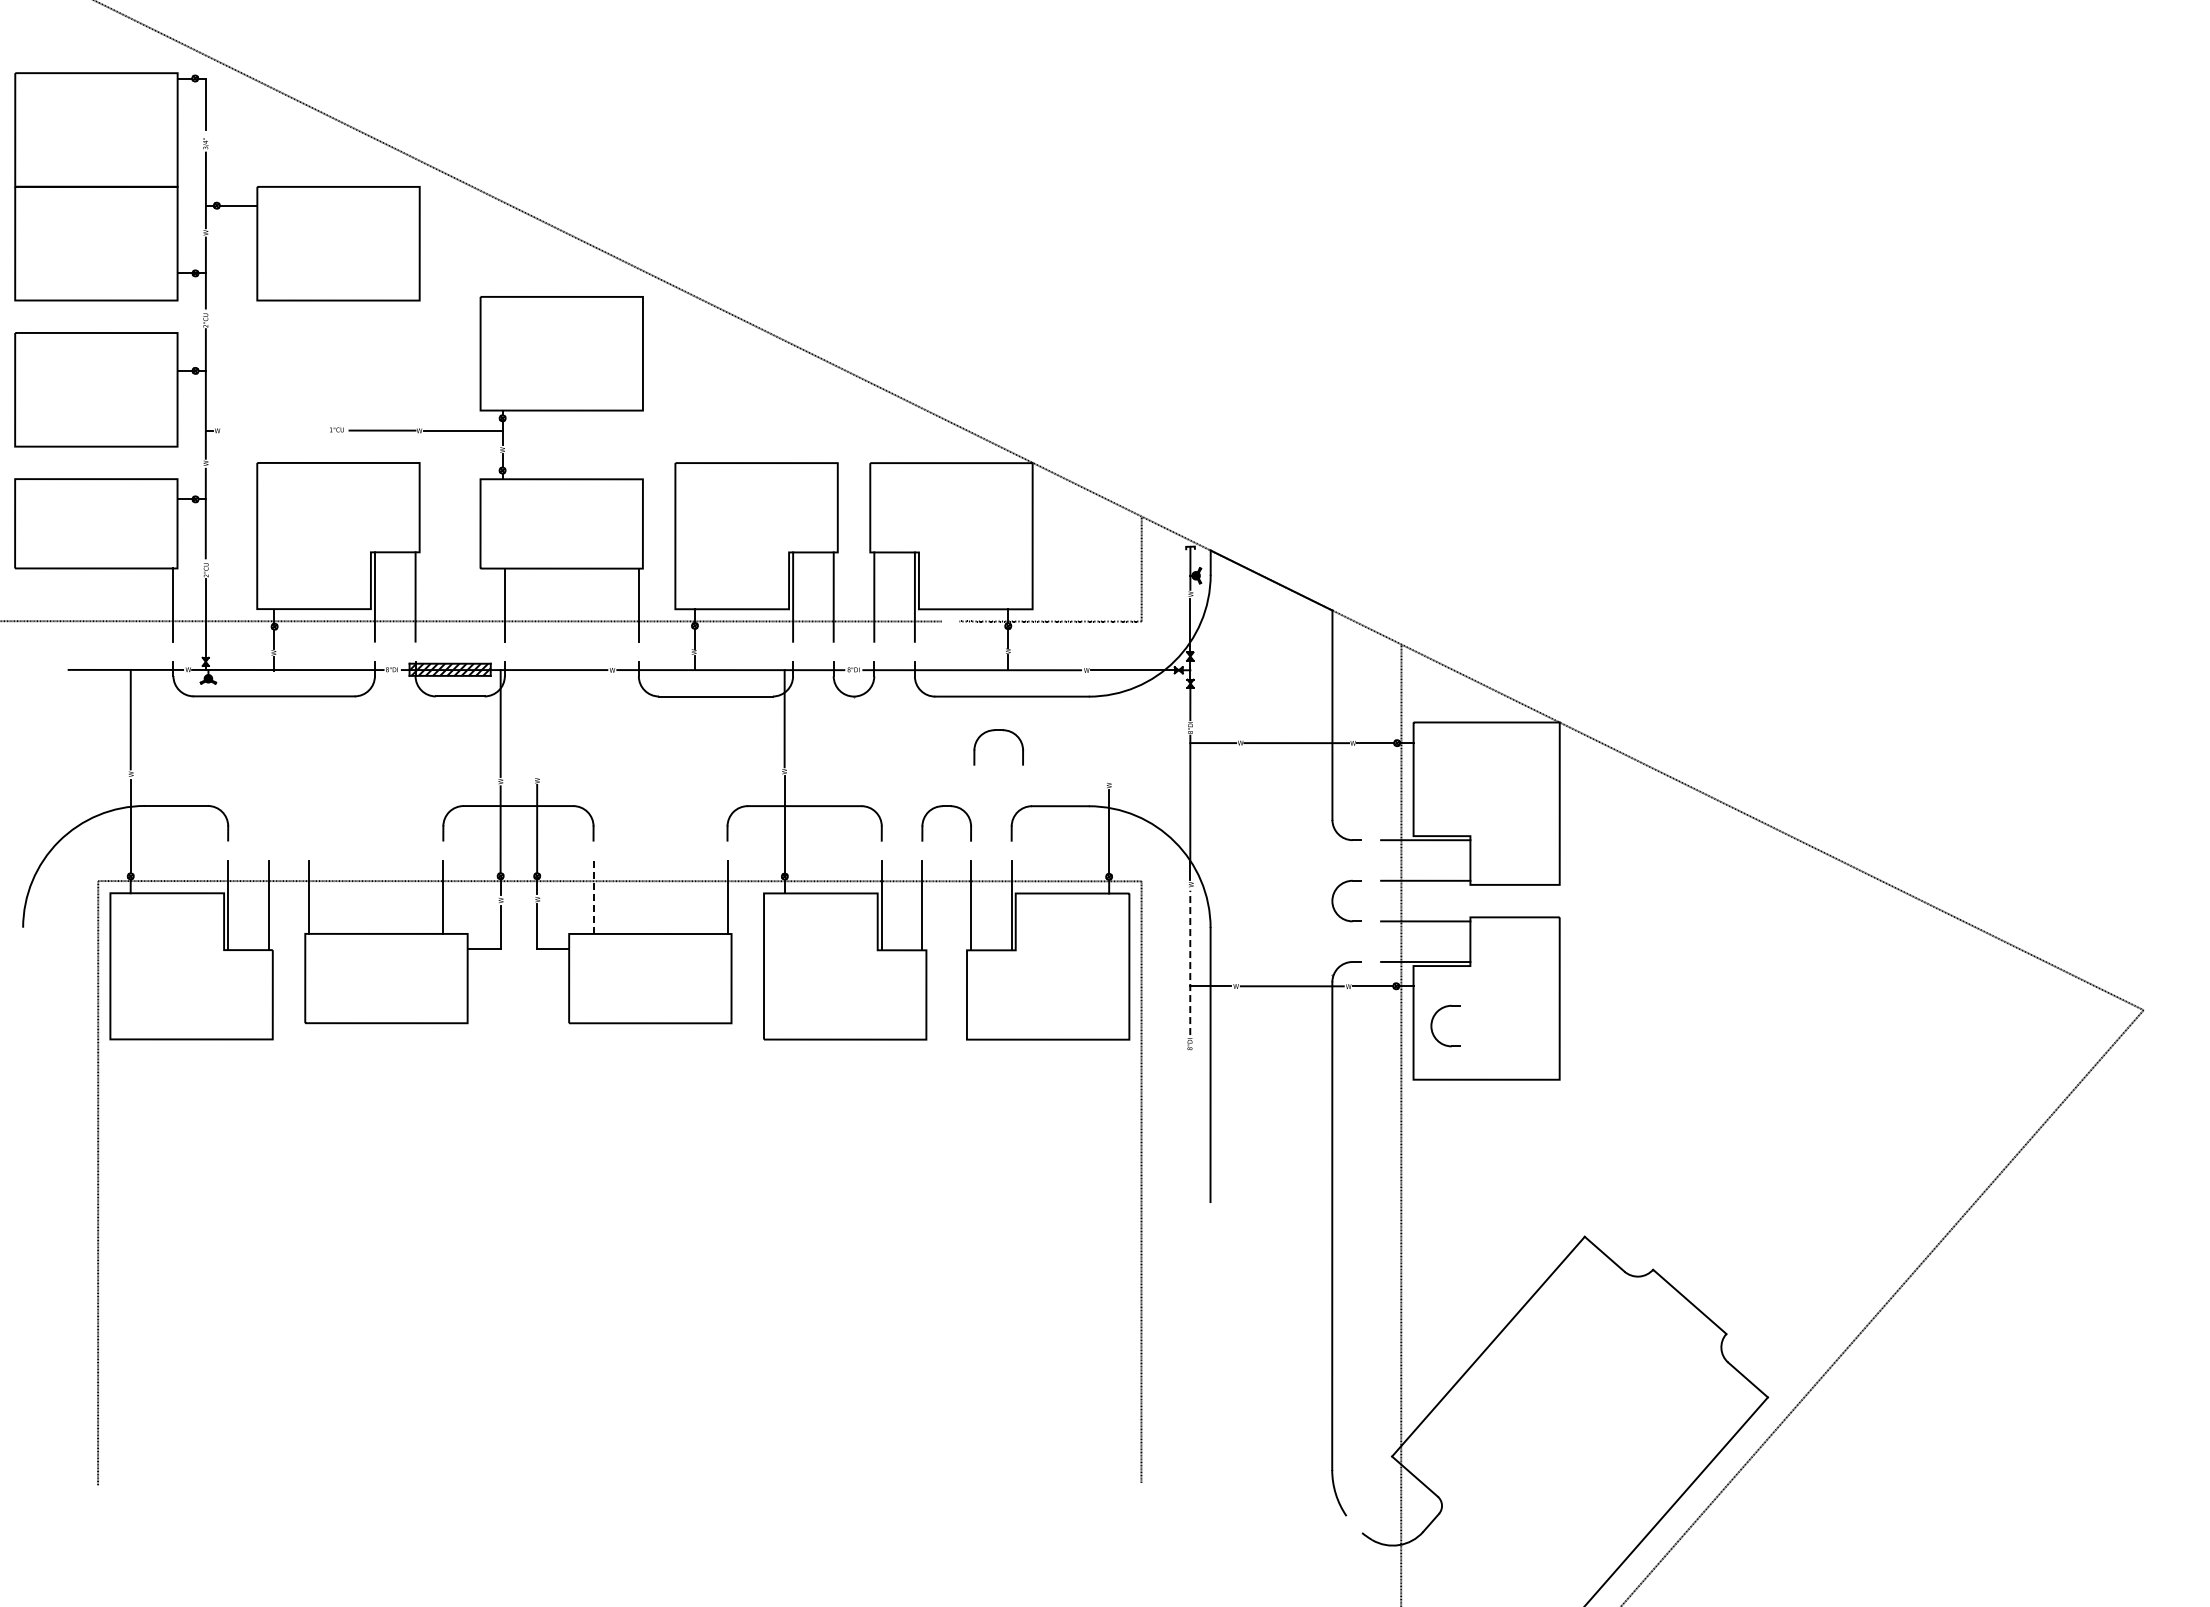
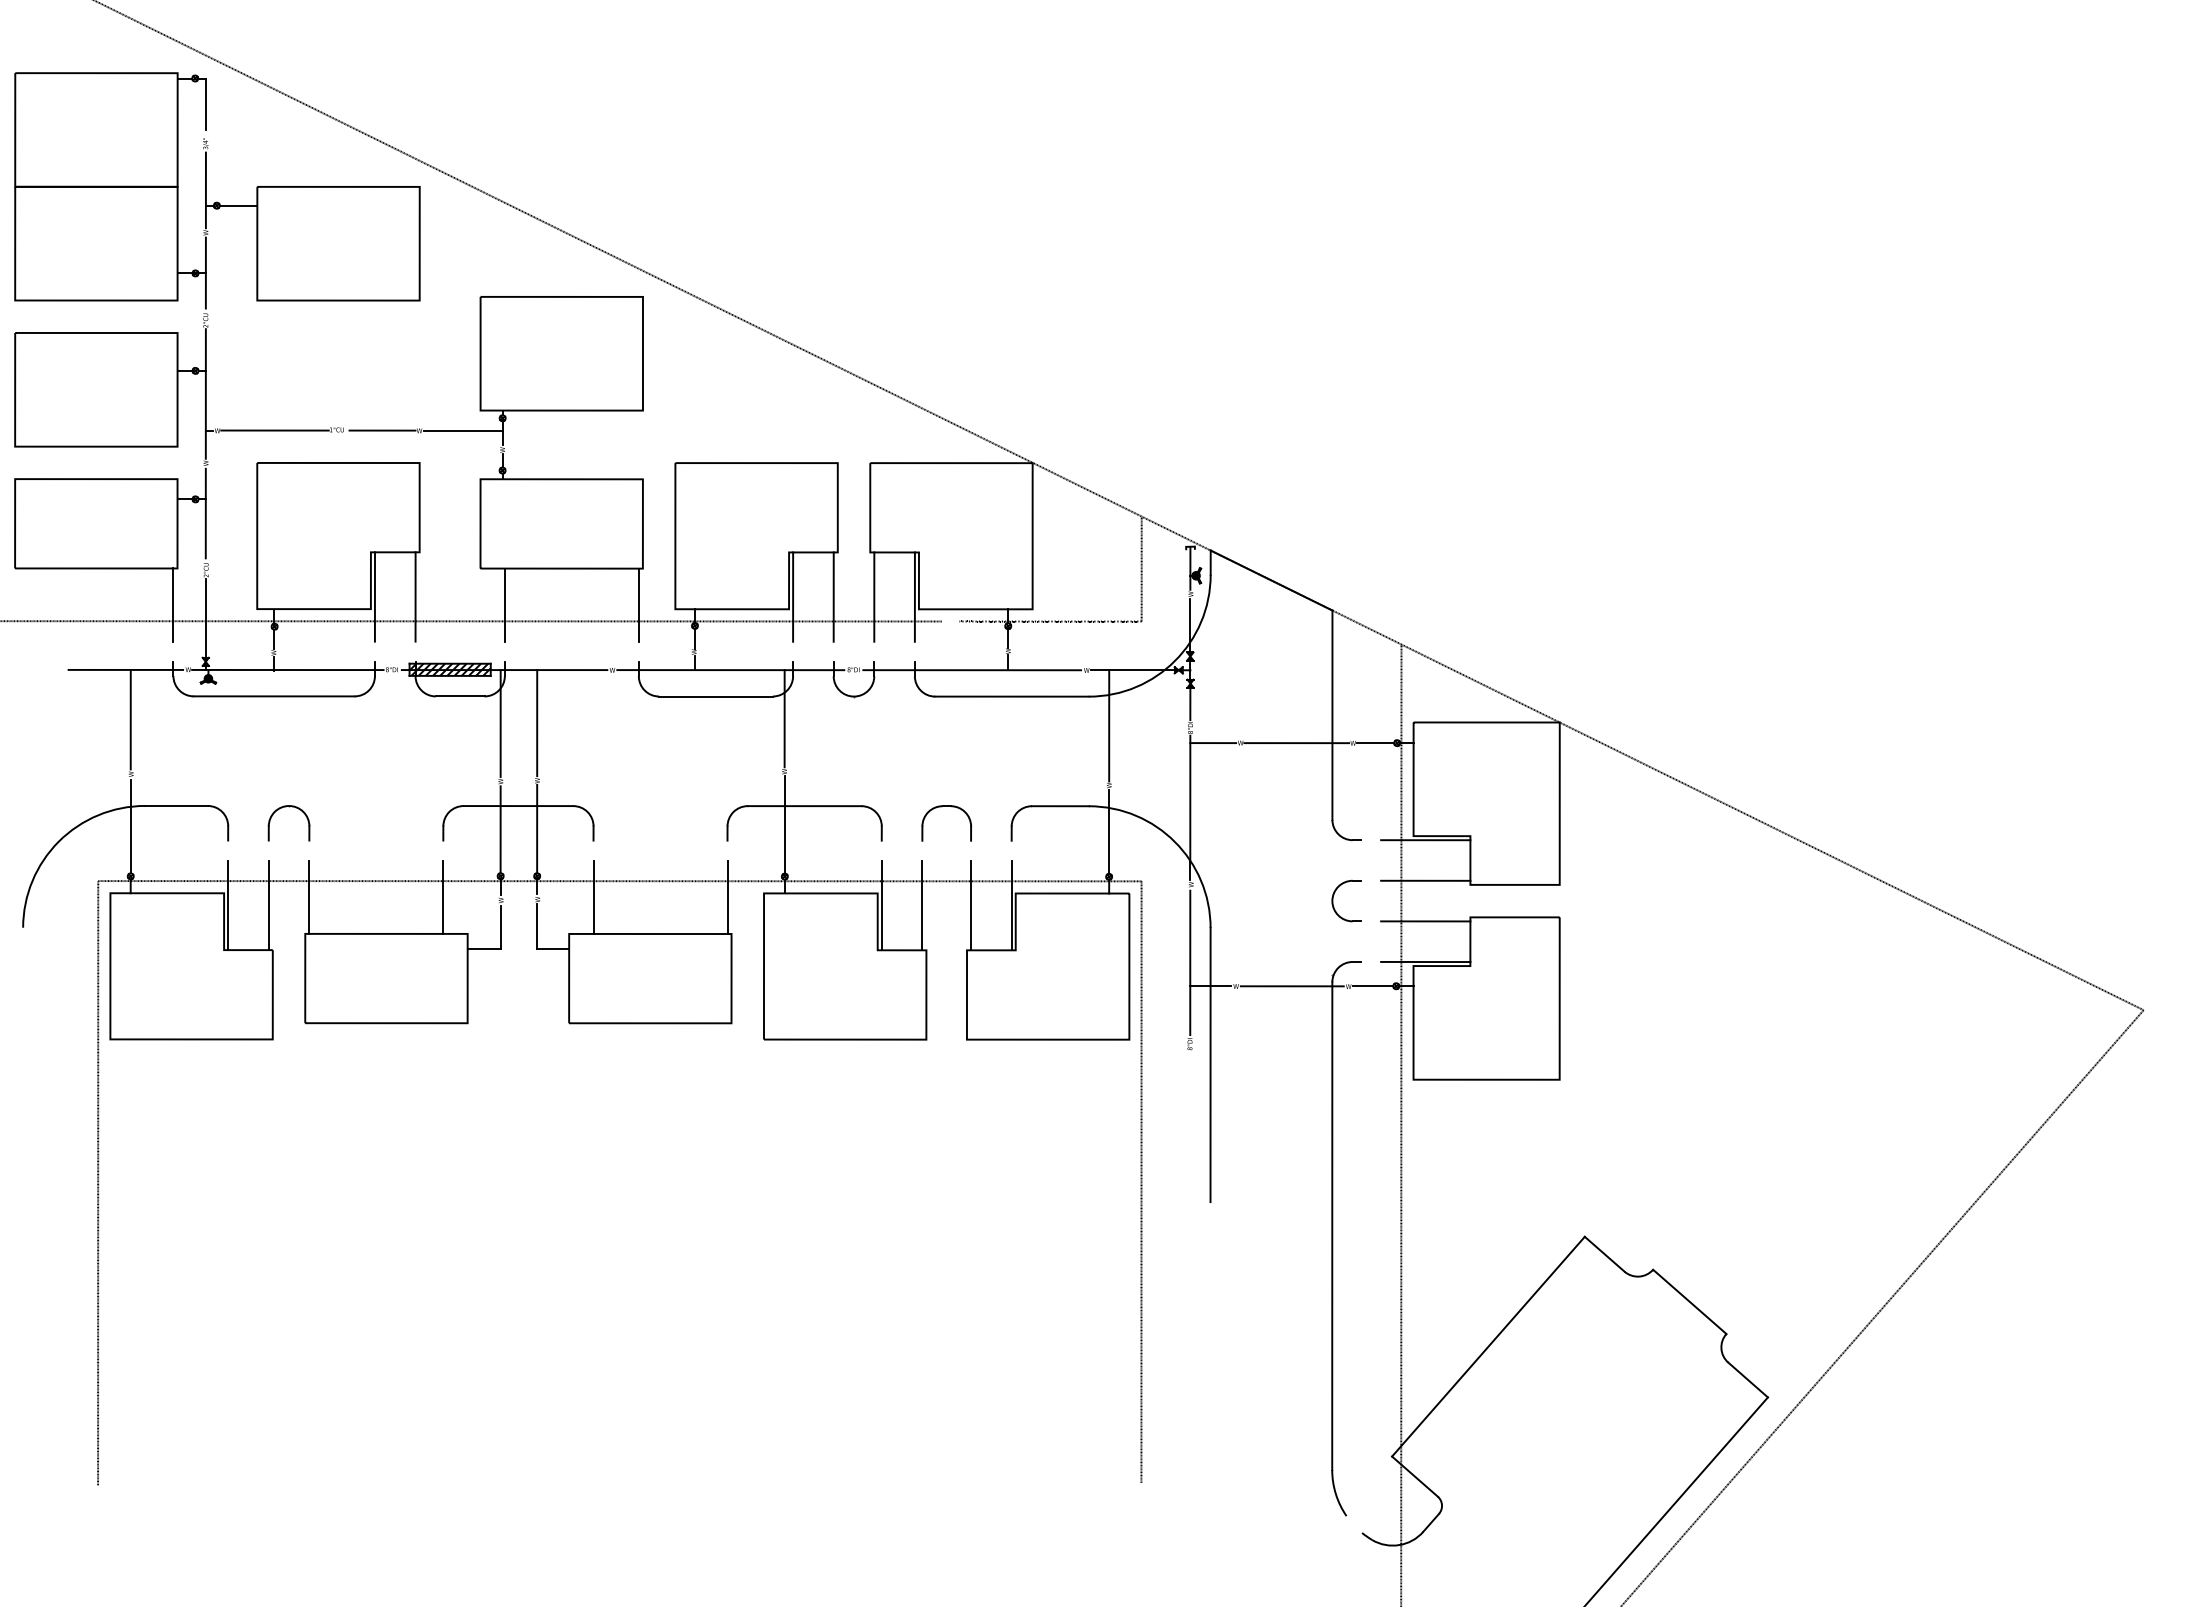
line: none -> present (274, 430)
line: none -> present (537, 723)
line: none -> present (1109, 725)
part: present -> none (994, 731)
part: none -> present (289, 807)
line: dashed -> solid (593, 897)
line: dashed -> solid (1190, 962)
part: present -> none (1433, 1020)
